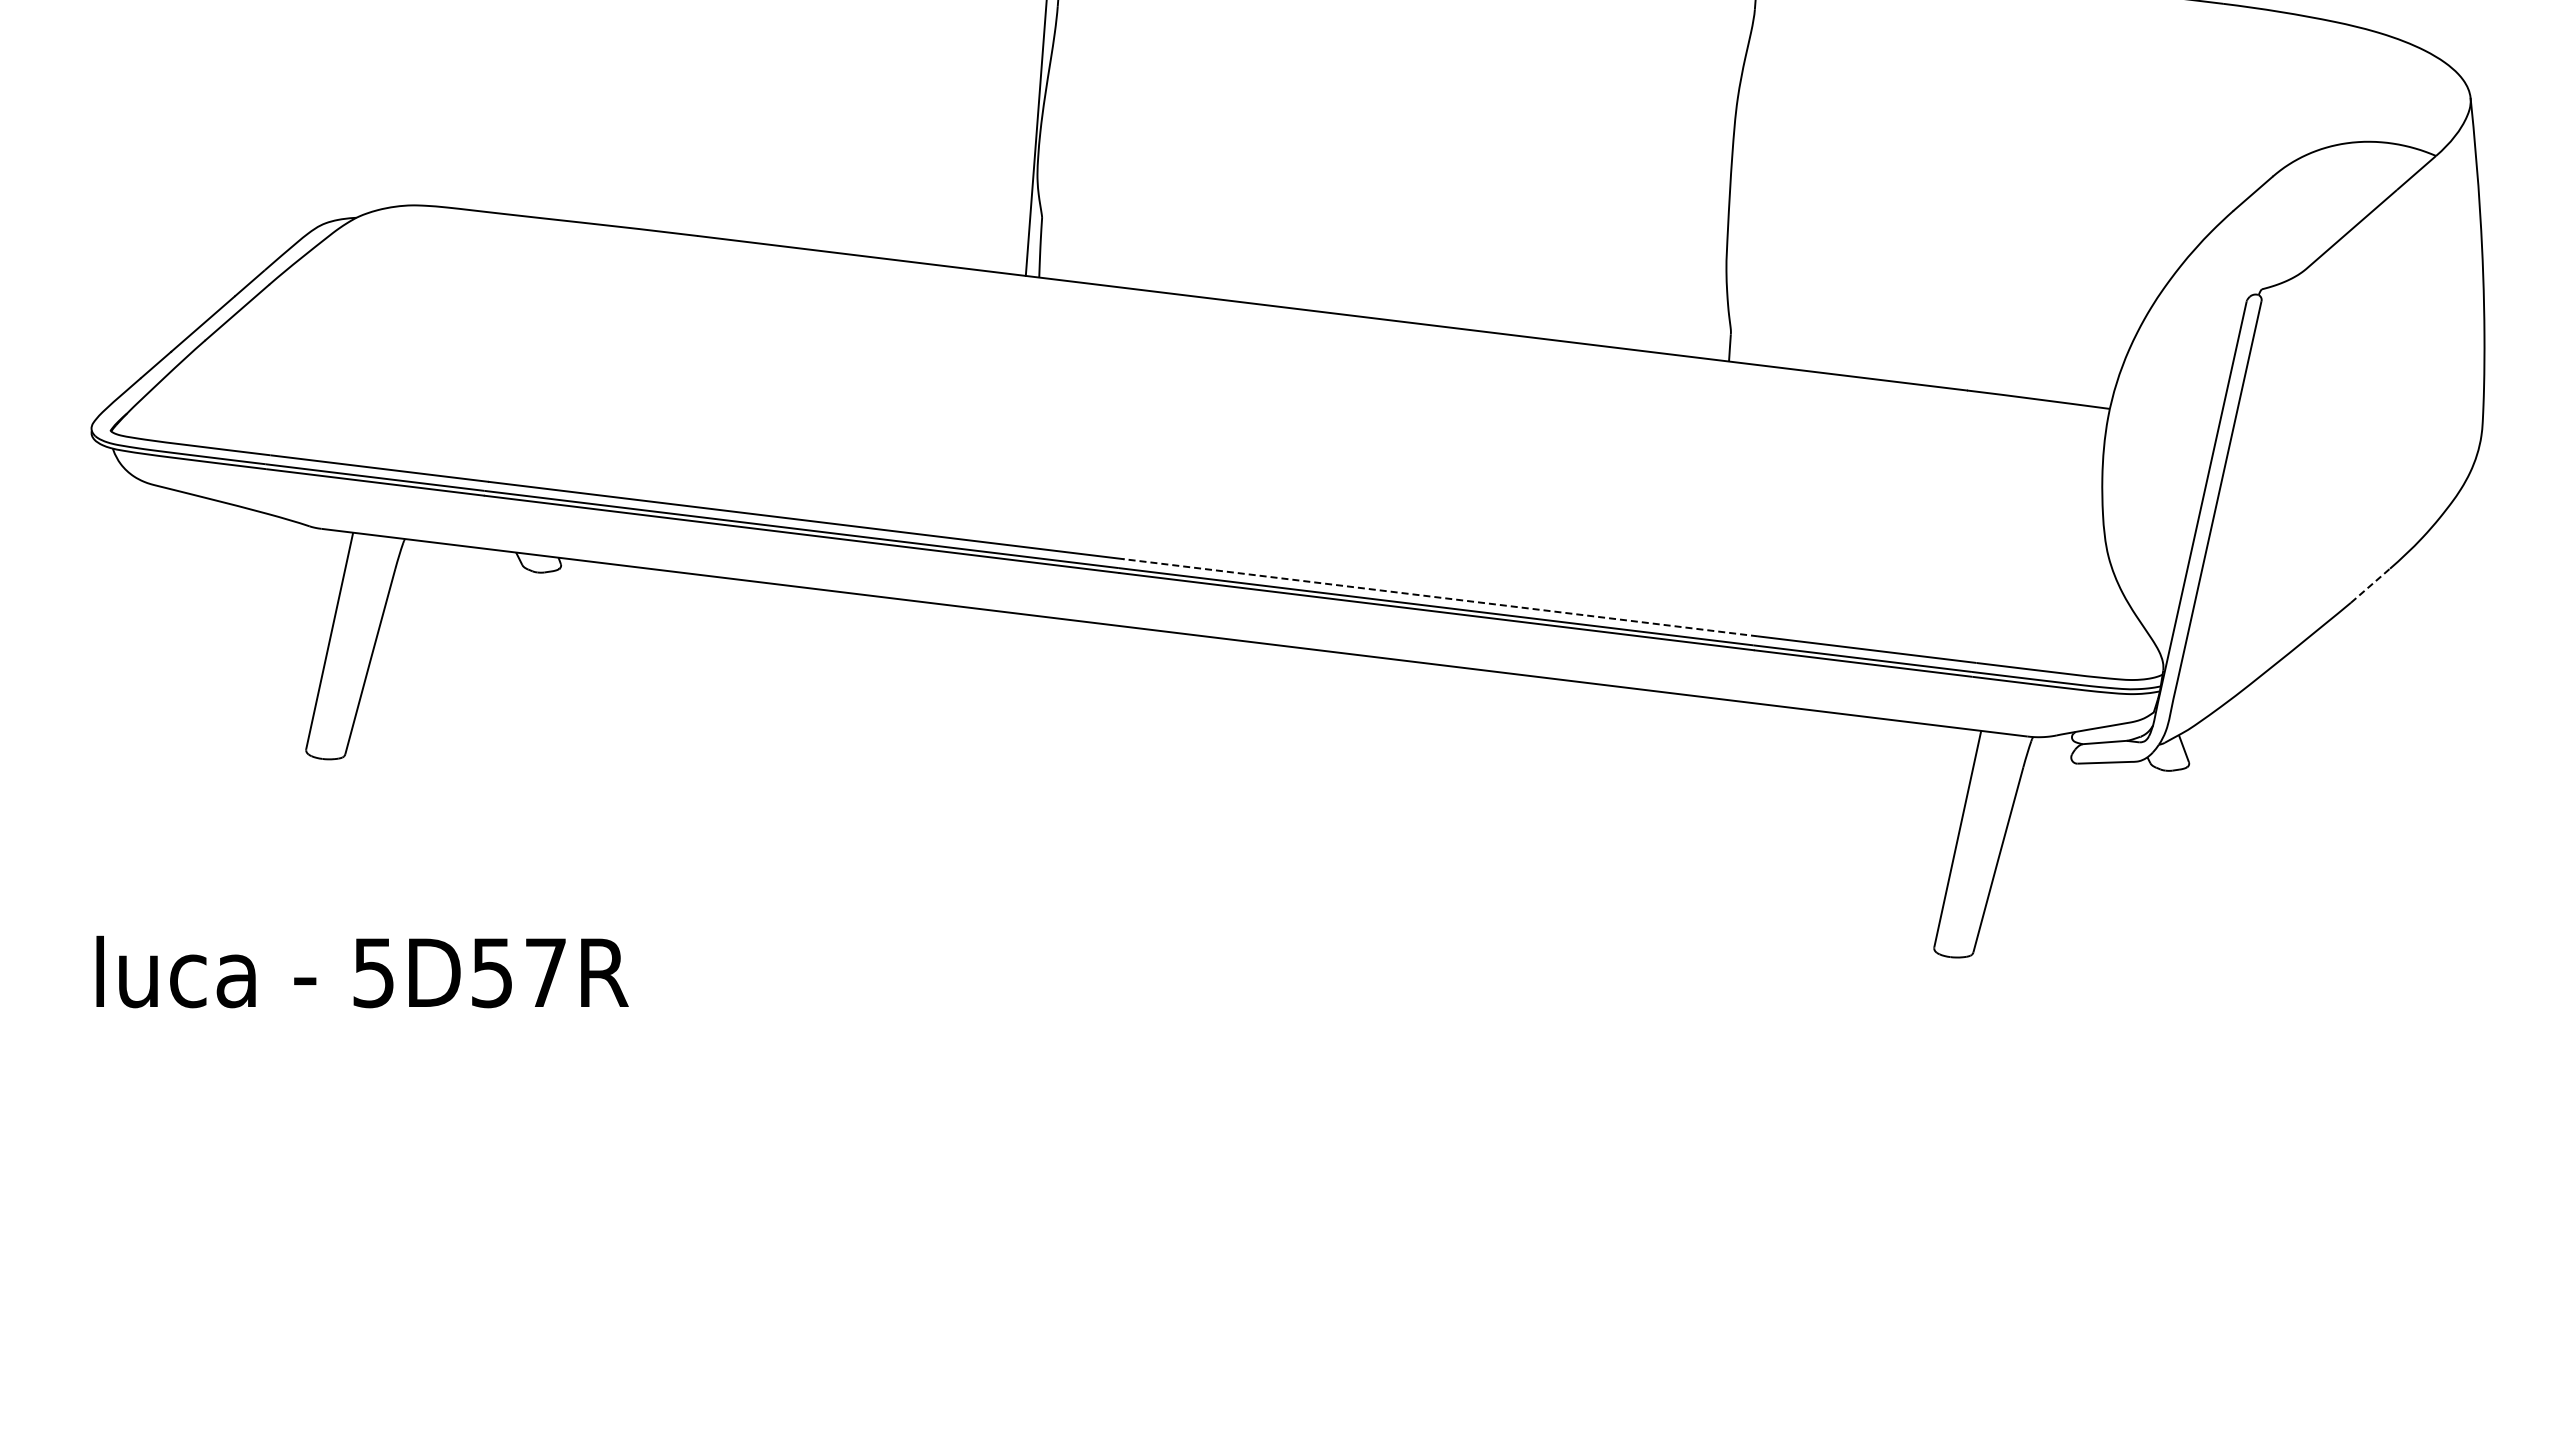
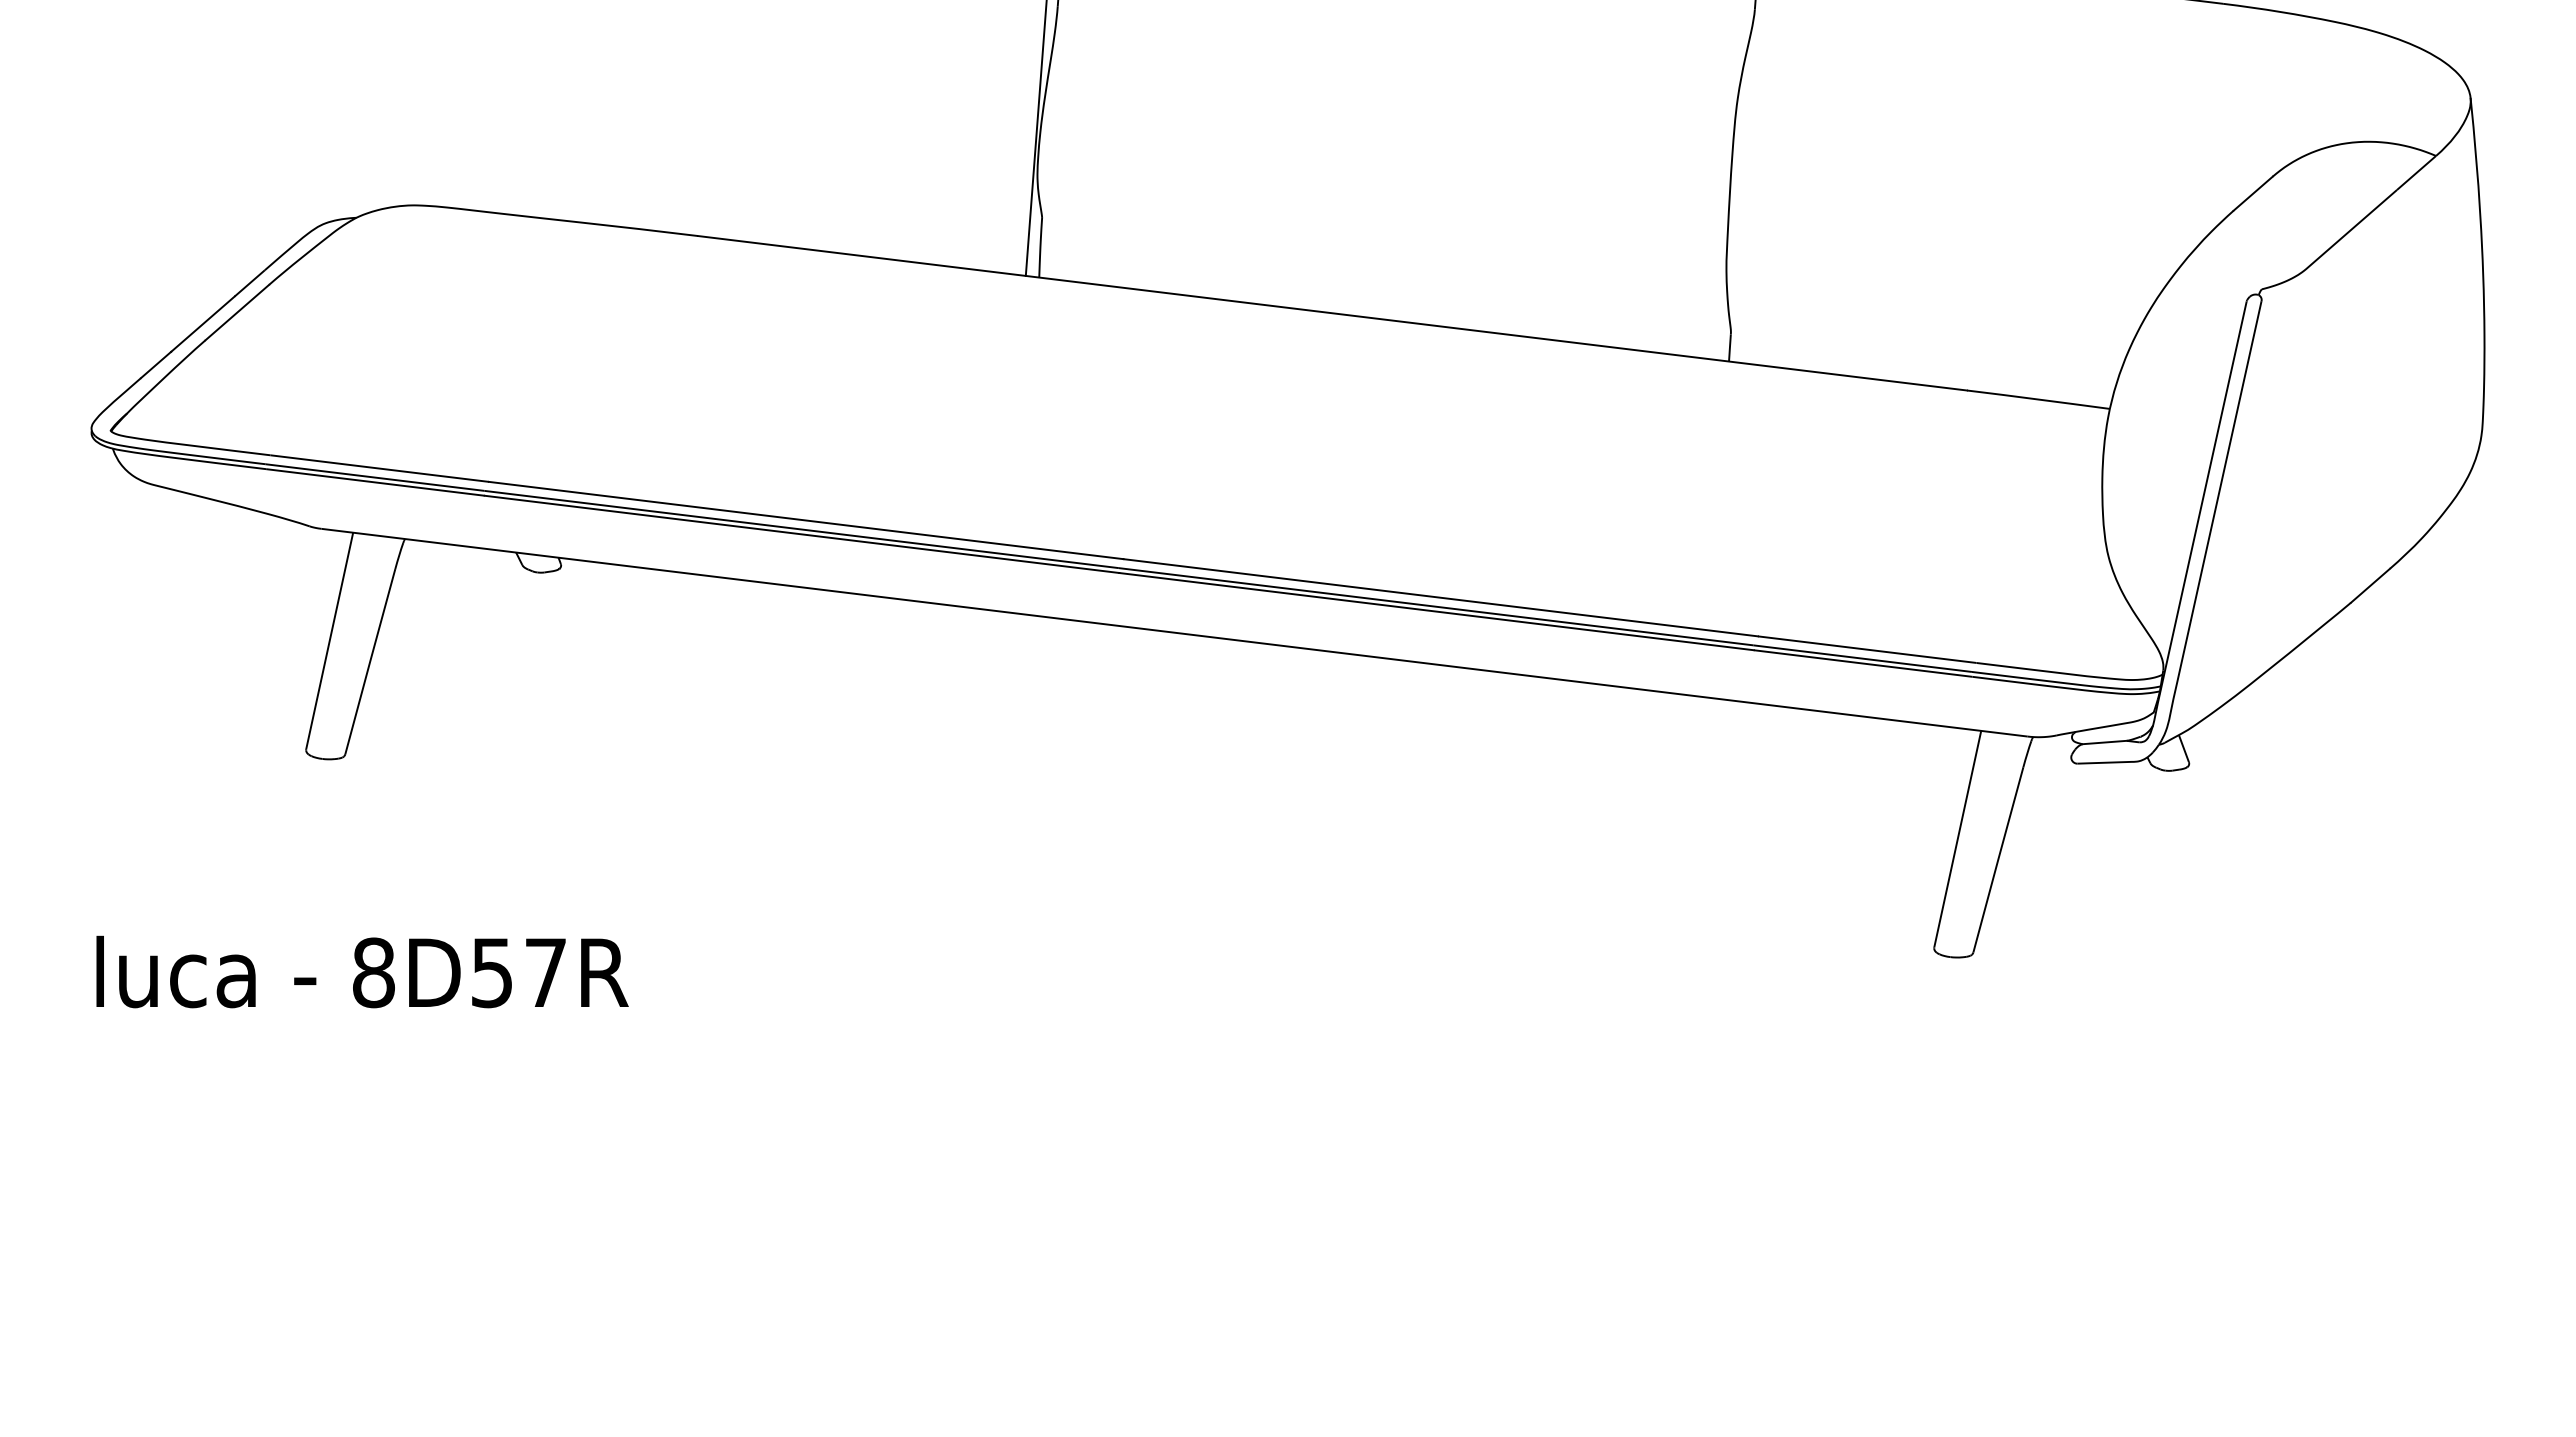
line: dashed -> solid (2370, 585)
line: dashed -> solid (1440, 597)
text: 5D57R -> 8D57R (373, 972)
